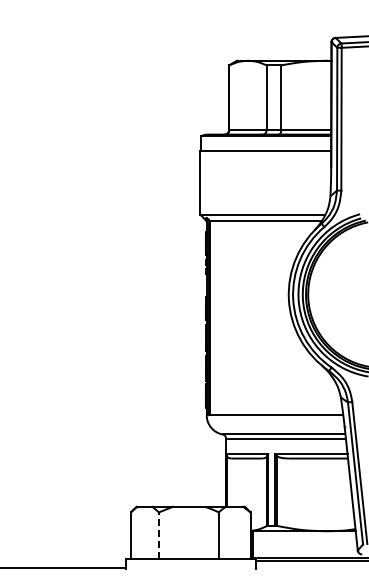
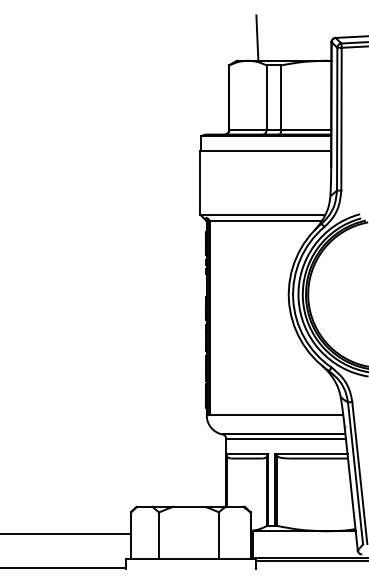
line: none -> present (257, 37)
line: none -> present (66, 533)
line: dashed -> solid (158, 535)
